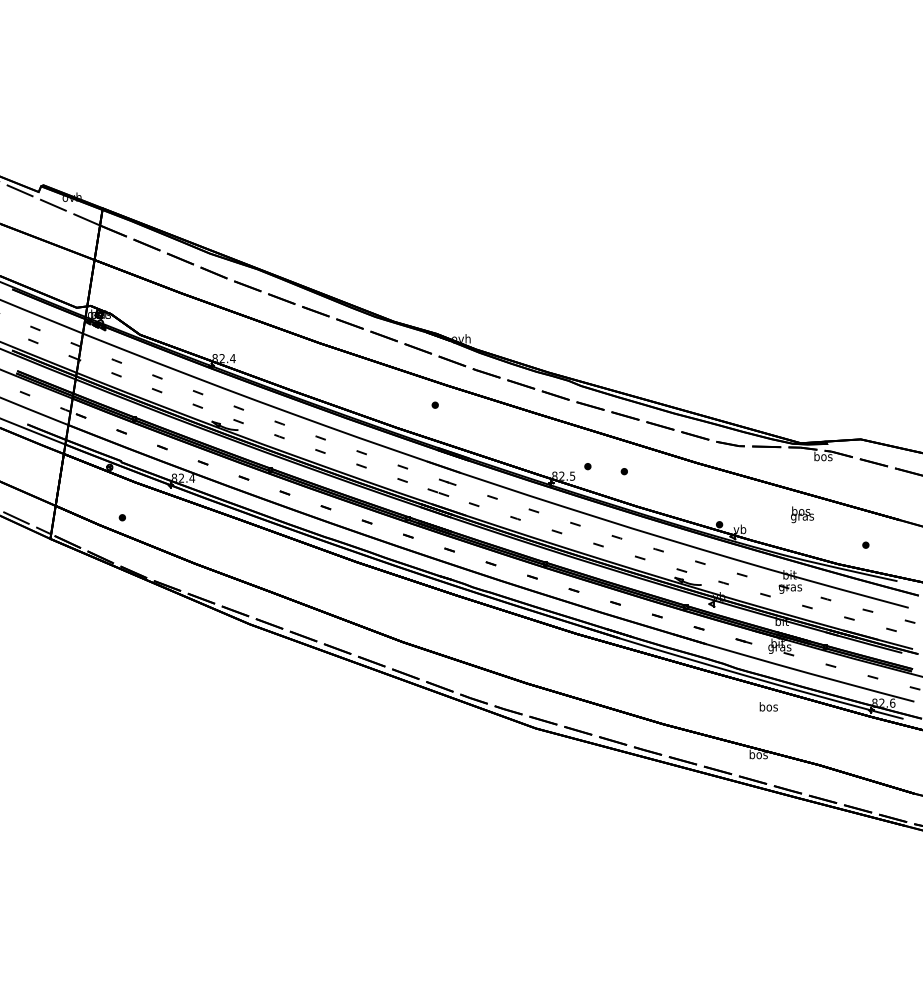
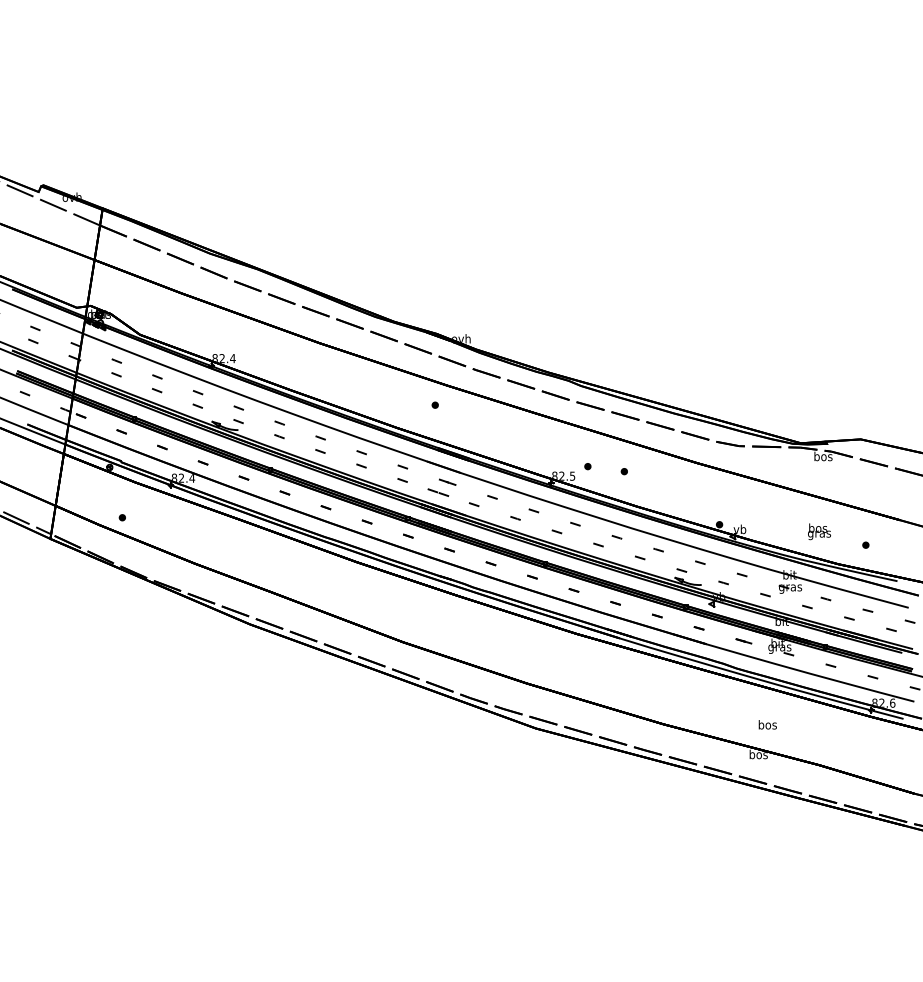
text position: (802, 514) -> (819, 531) (819, 531)
text position: (768, 706) -> (767, 724) (767, 724)
